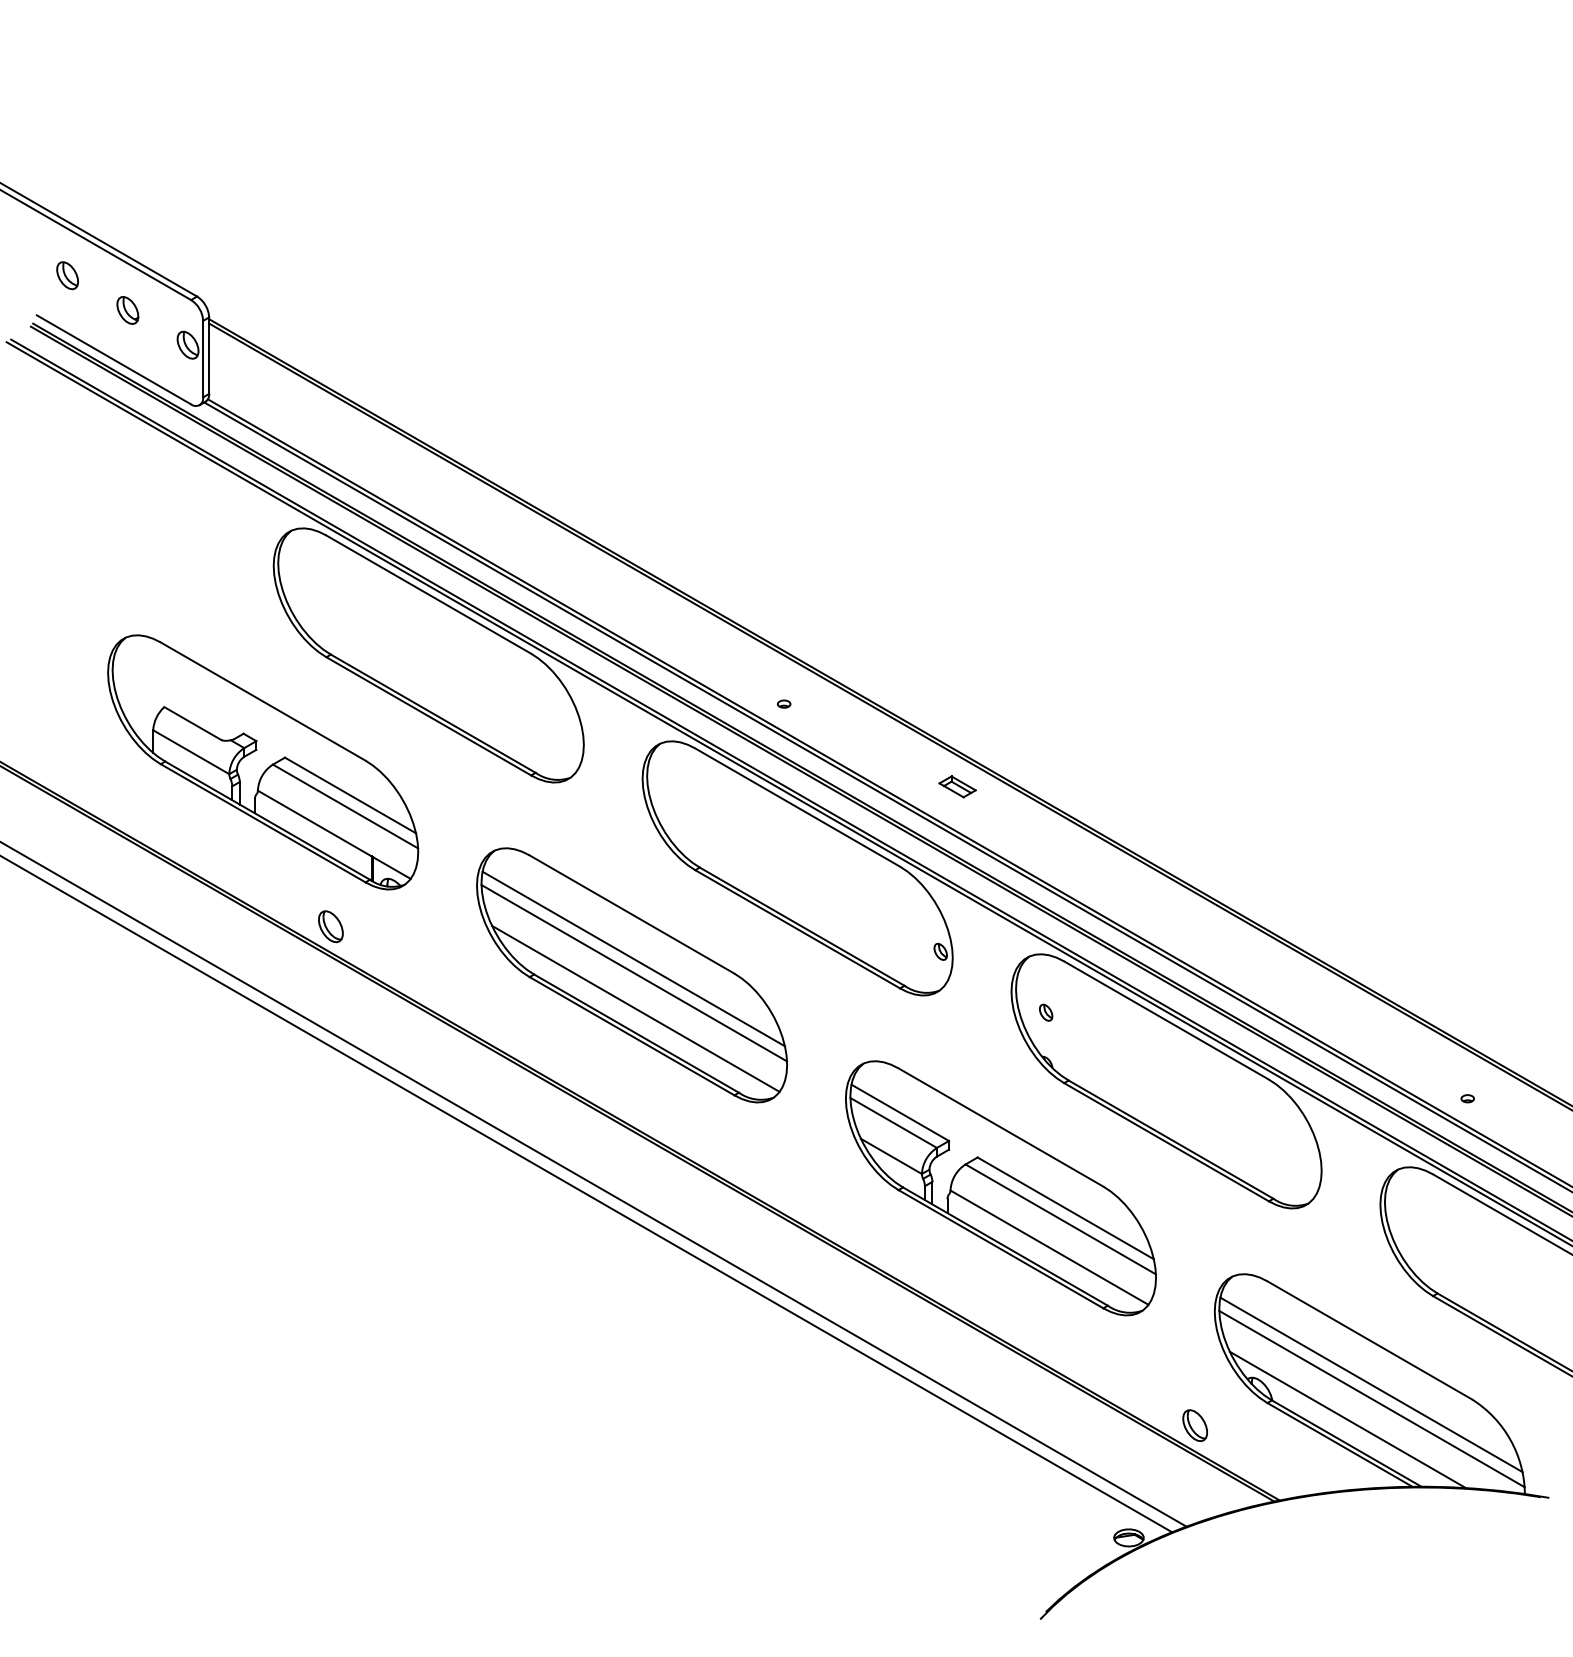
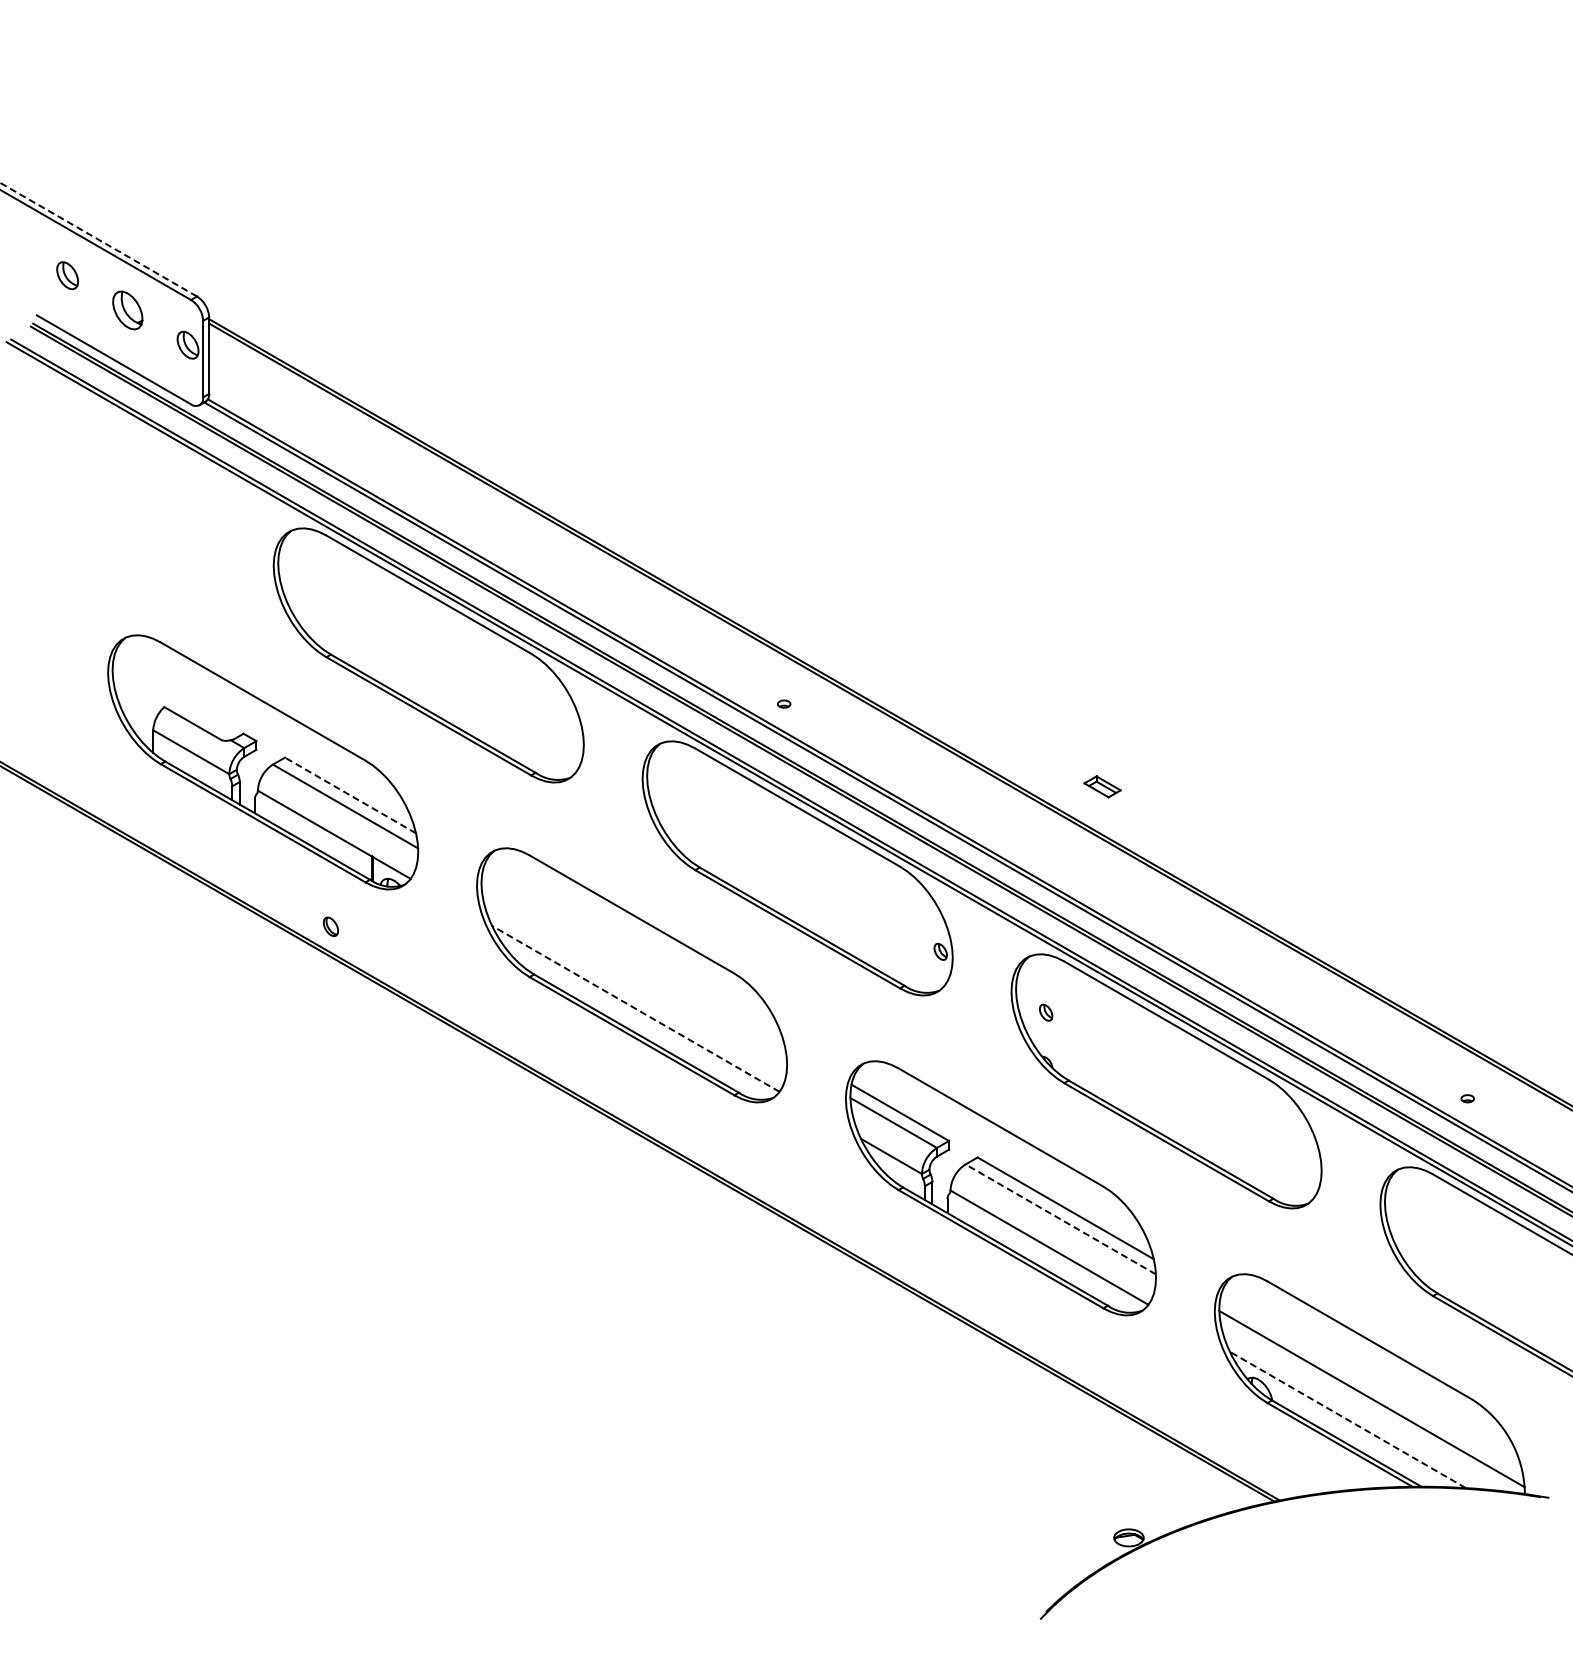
line: solid -> dashed (98, 239)
part size: 24x29 px -> 32x41 px (127, 310)
part position: (957, 786) -> (1102, 786) (1102, 786)
line: solid -> dashed (350, 795)
part size: 26x34 px -> 17x21 px (330, 926)
line: present -> none (633, 958)
line: present -> none (634, 973)
line: solid -> dashed (635, 1008)
line: present -> none (594, 1184)
line: present -> none (587, 1194)
line: solid -> dashed (1060, 1219)
line: present -> none (1371, 1384)
line: solid -> dashed (1347, 1419)
part: present -> none (1194, 1425)
